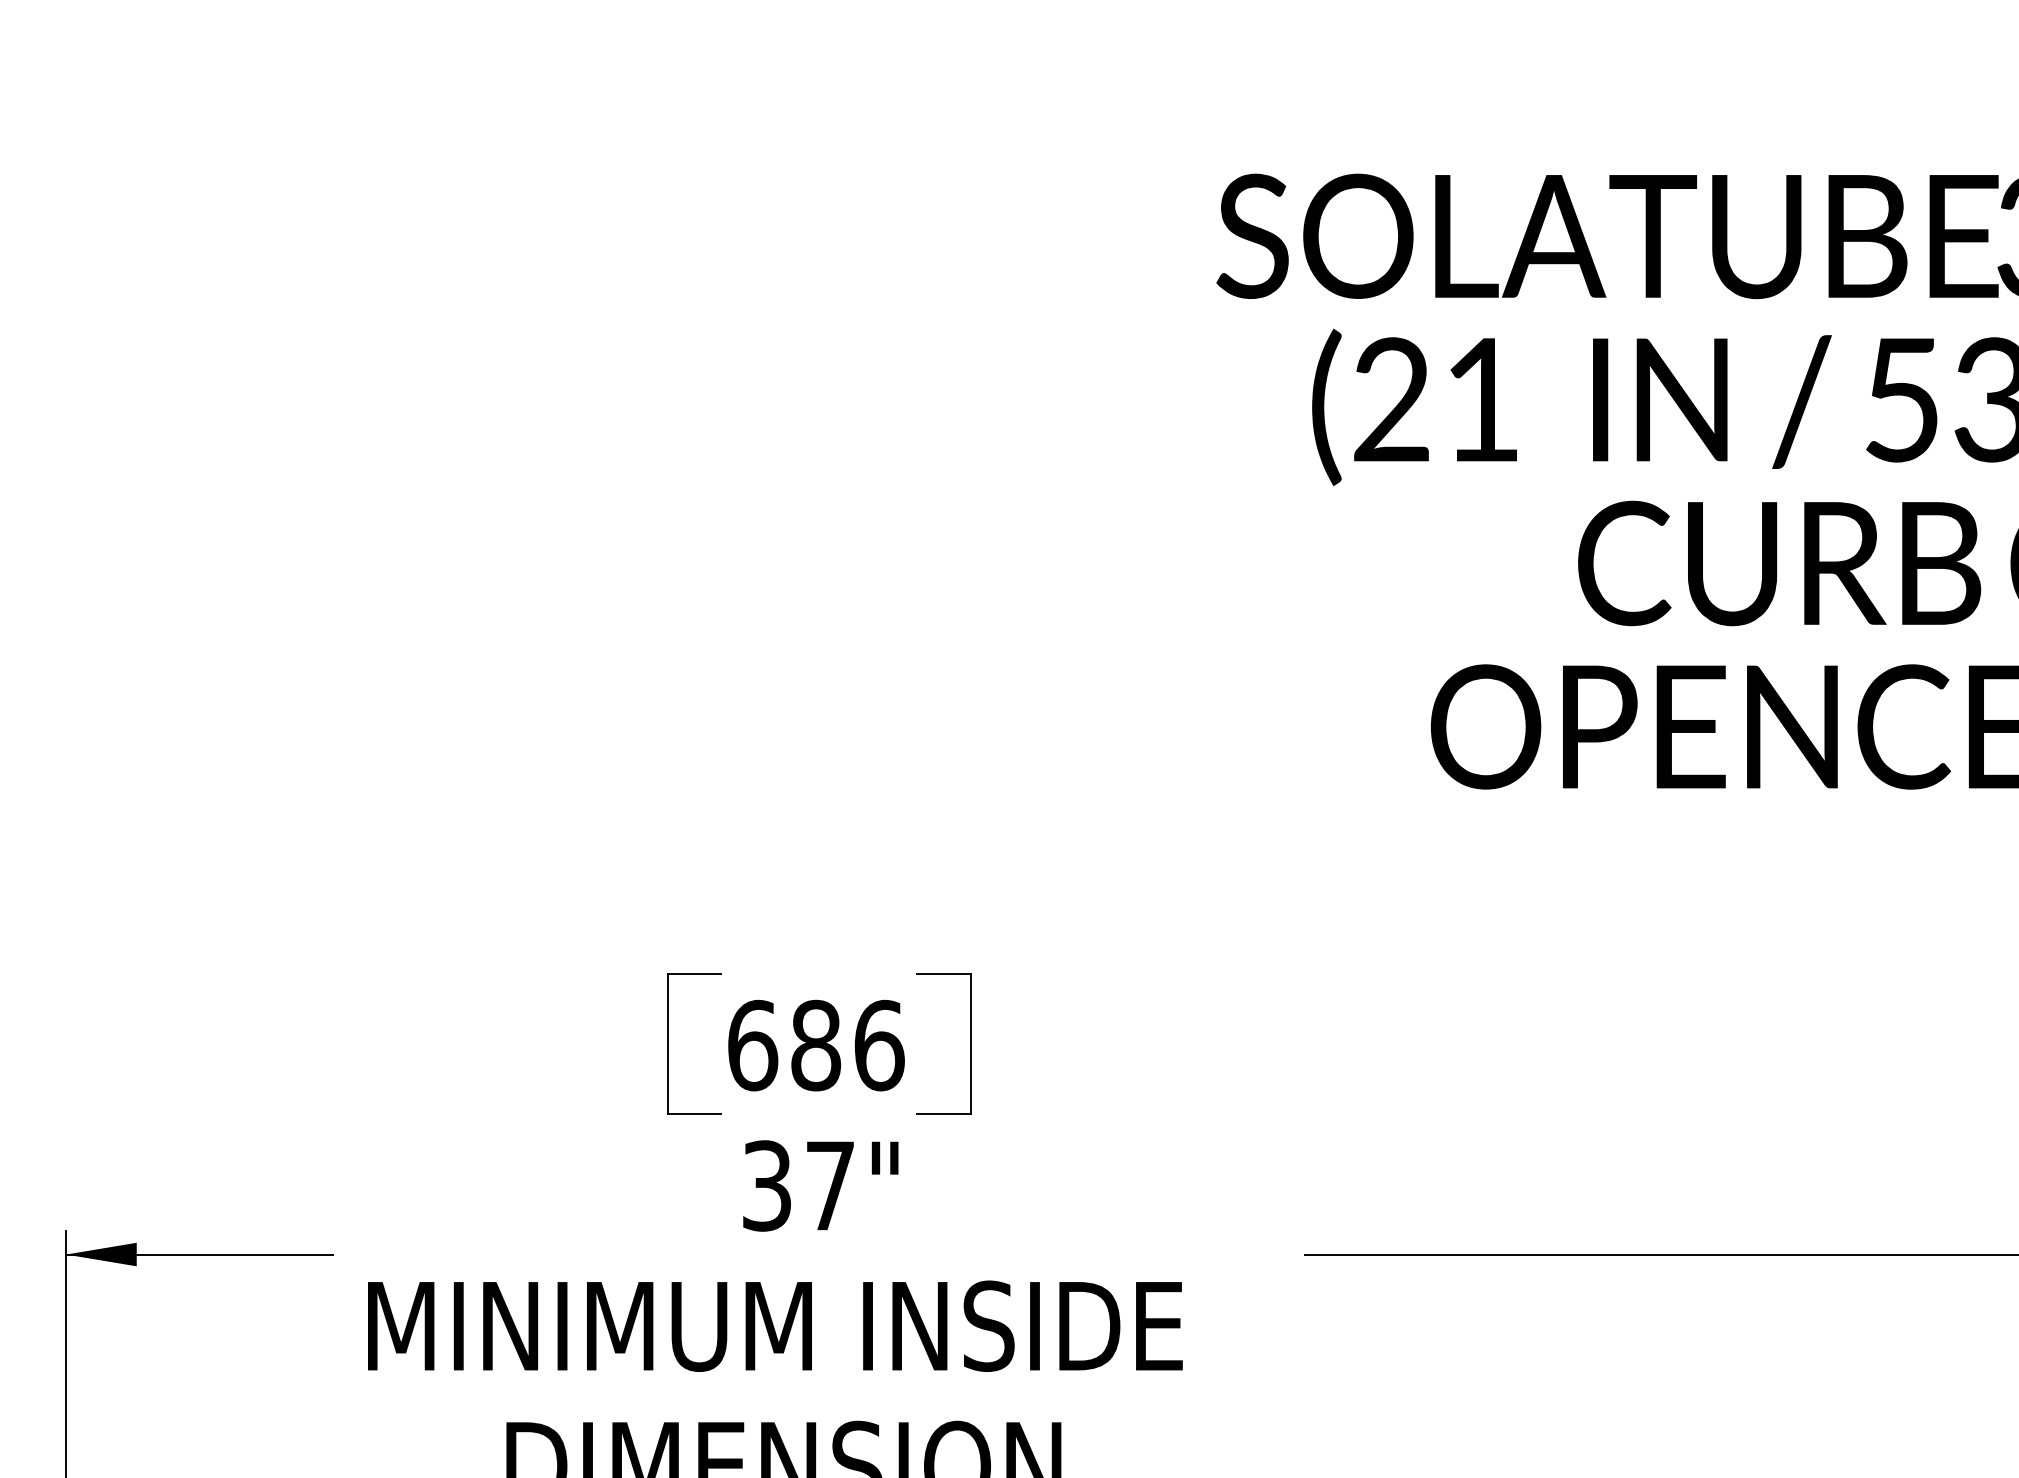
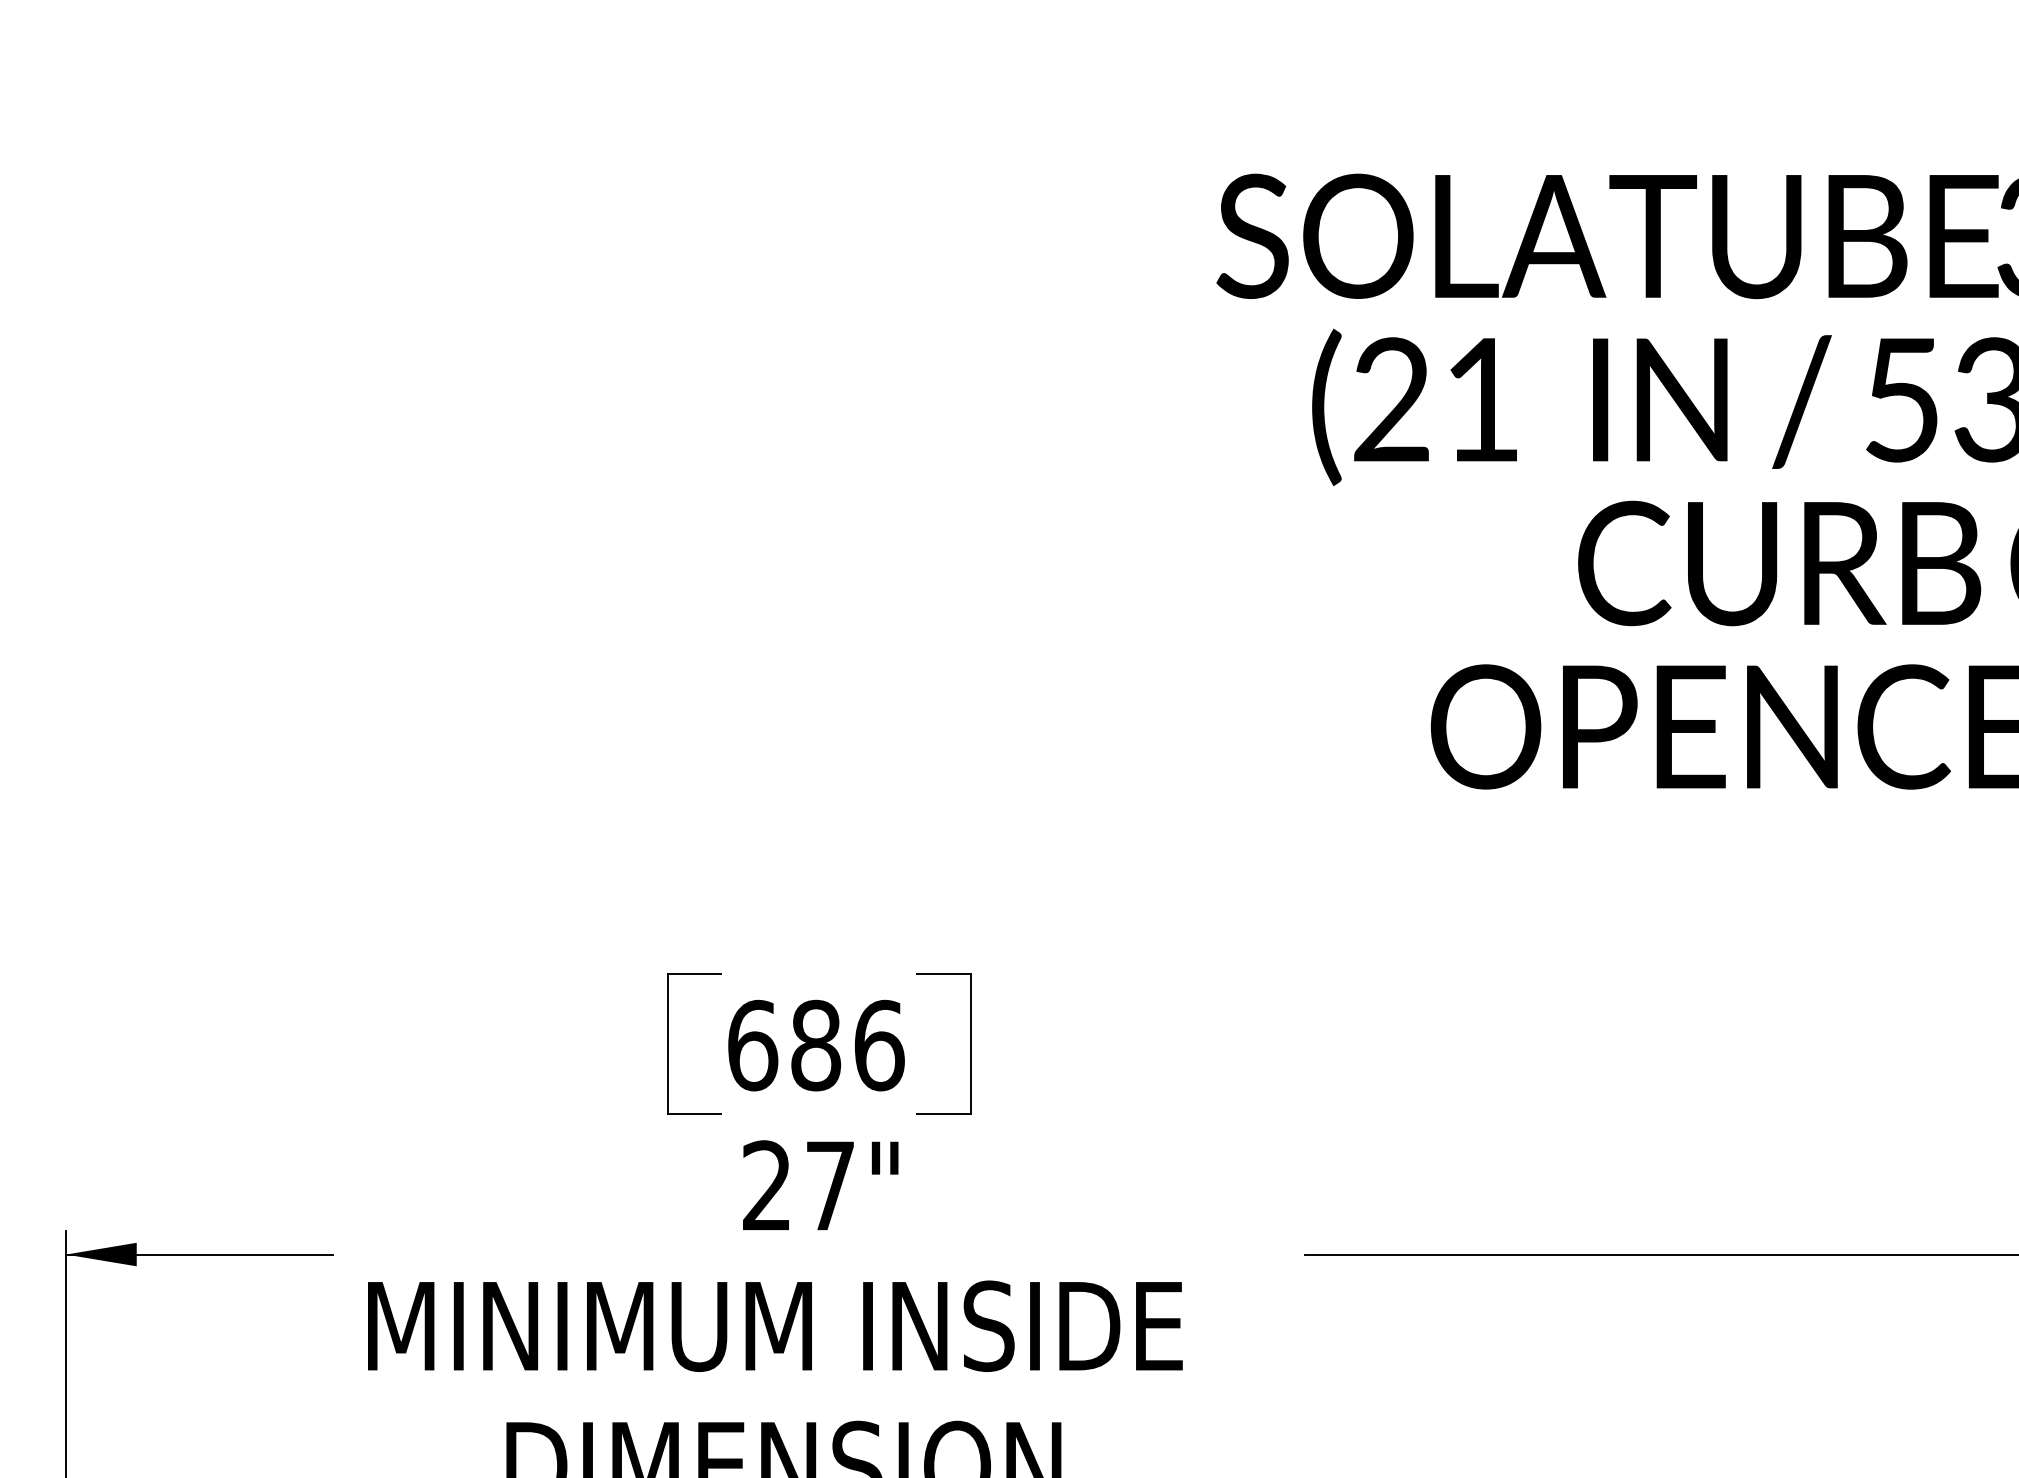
text: 37" -> 27" (766, 1185)
